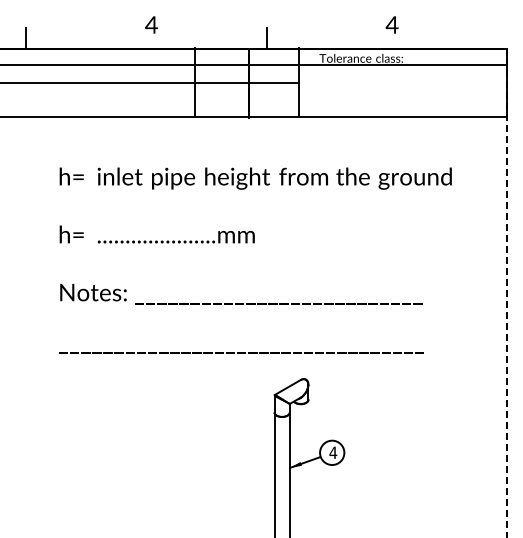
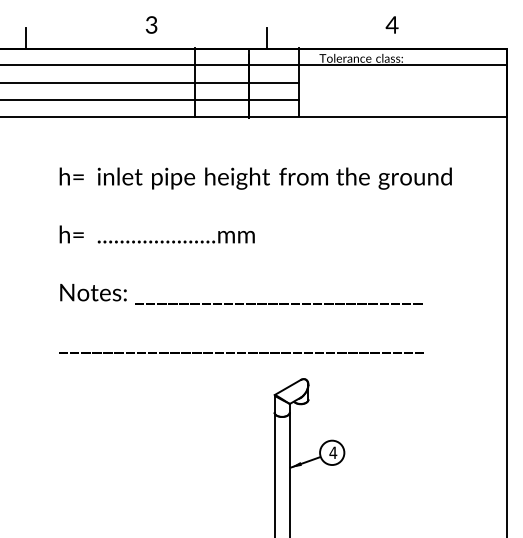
text: 4 -> 3 (151, 24)
line: none -> present (150, 99)
line: dashed -> solid (507, 292)
